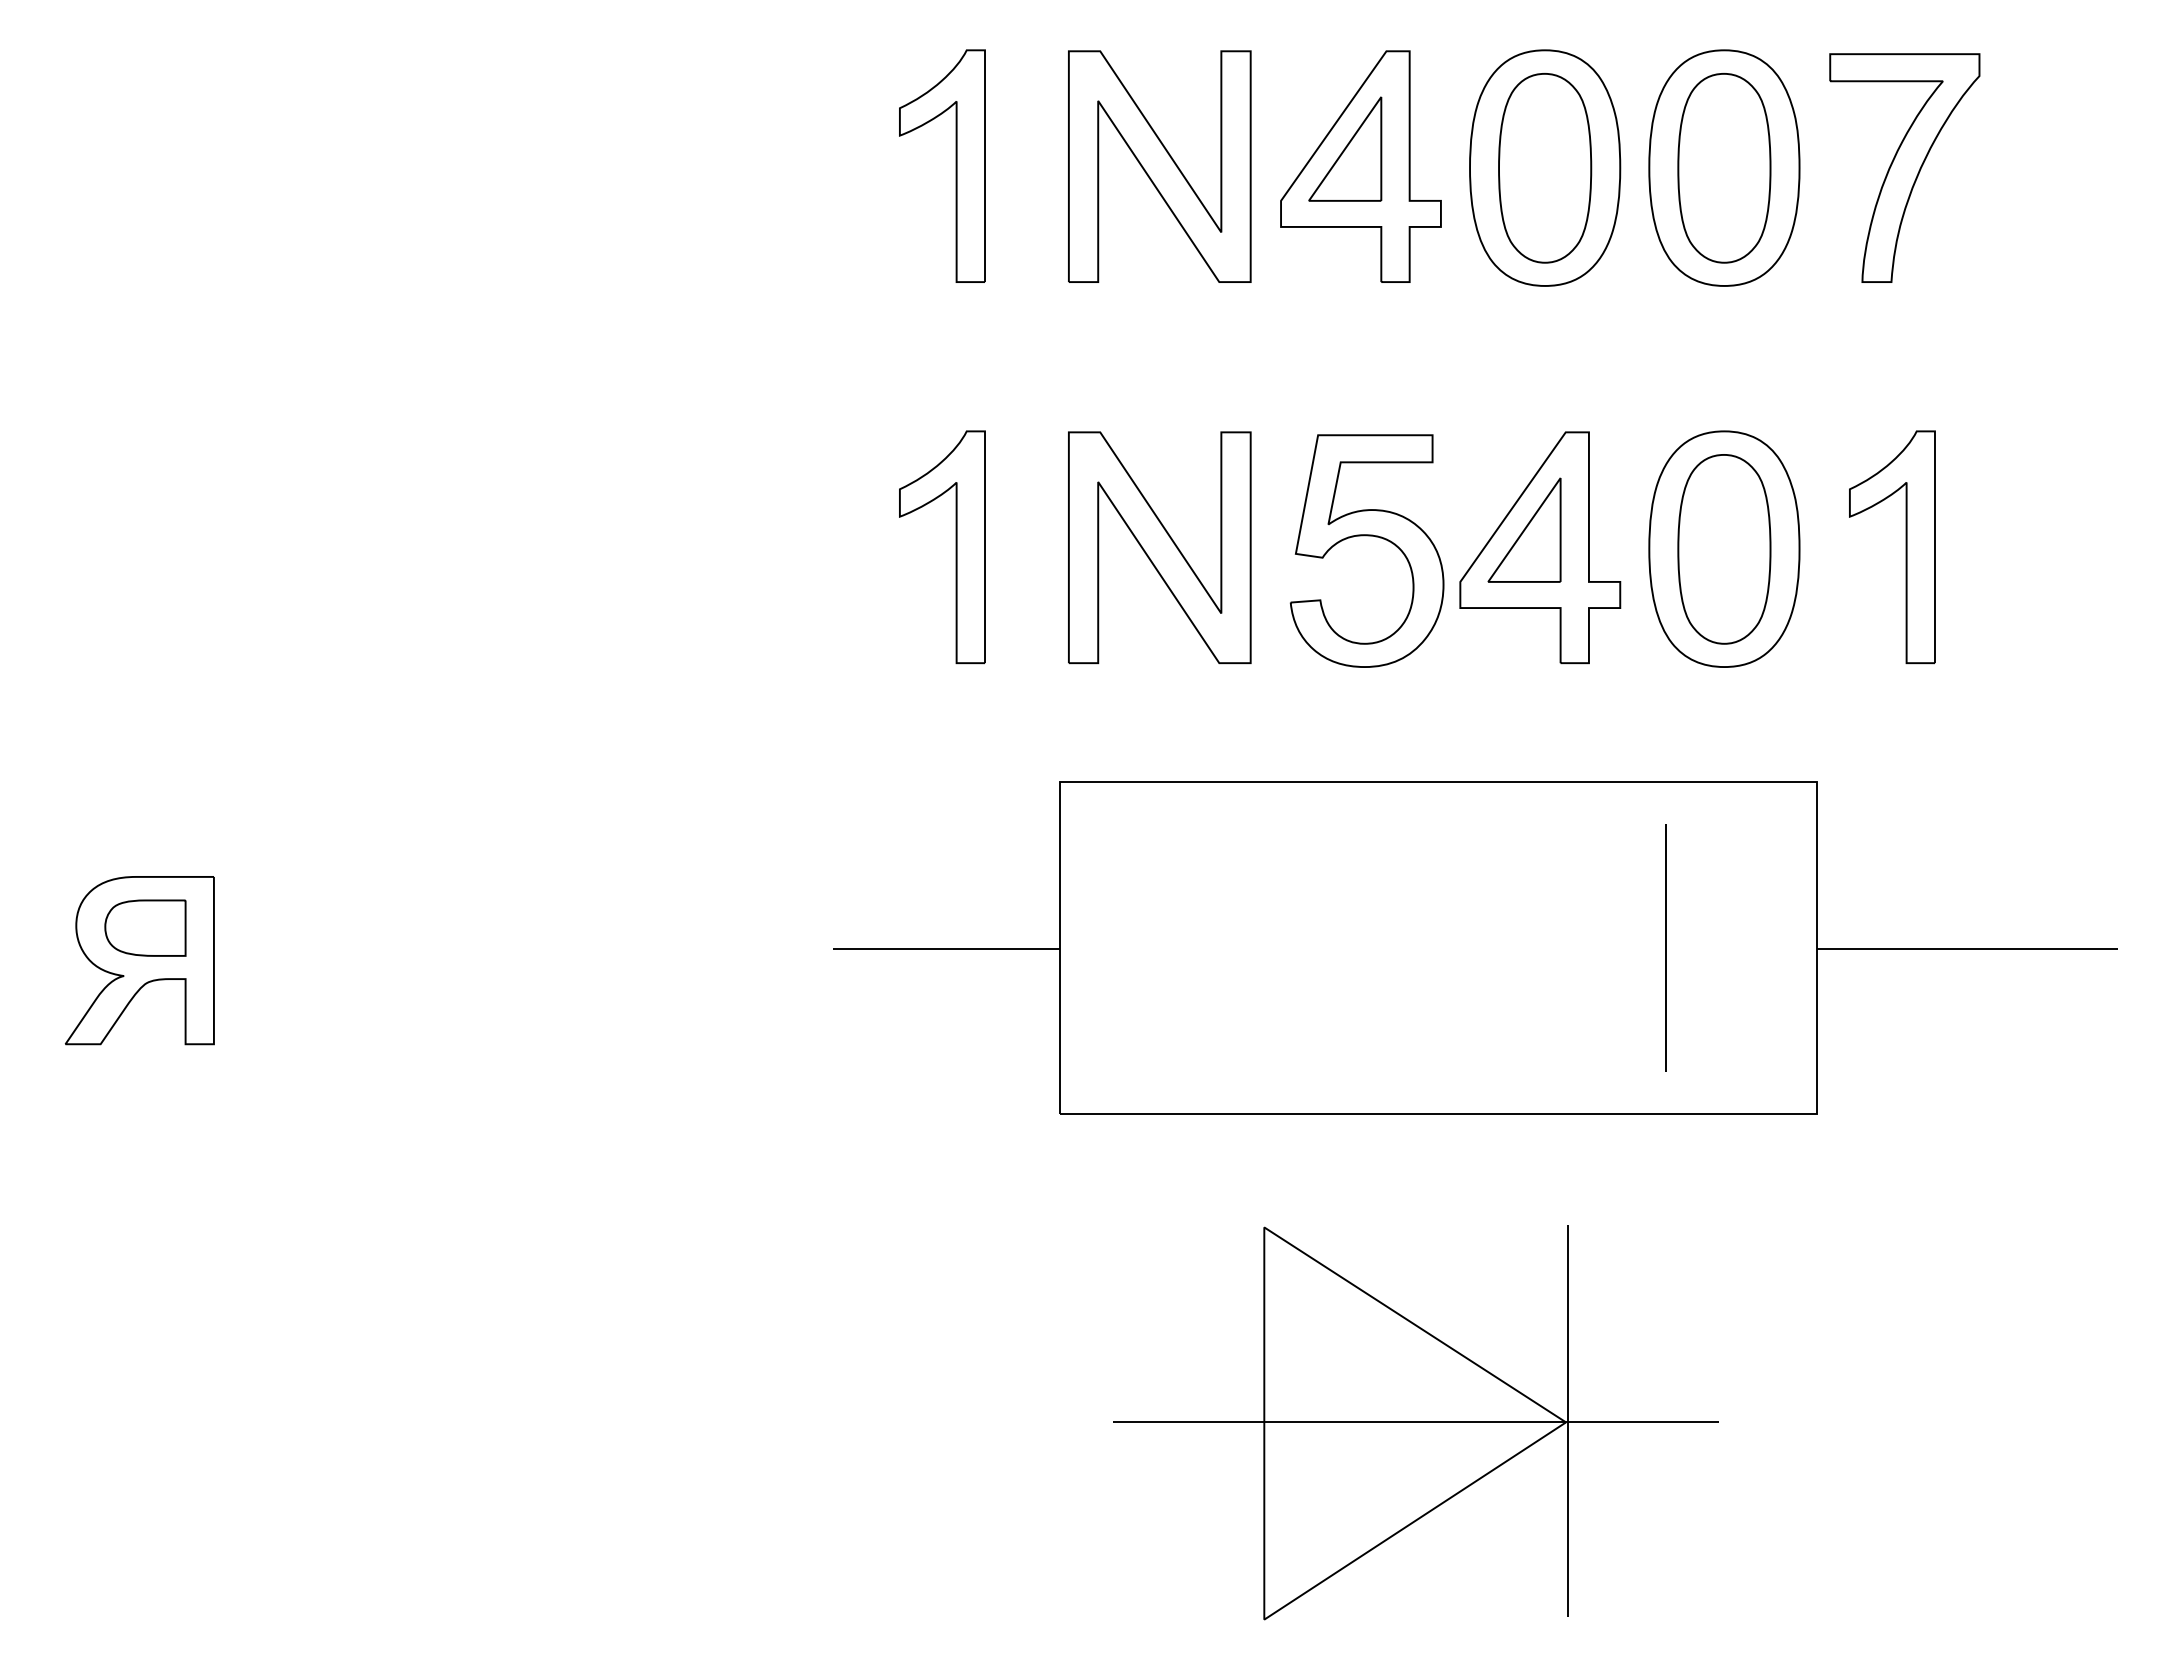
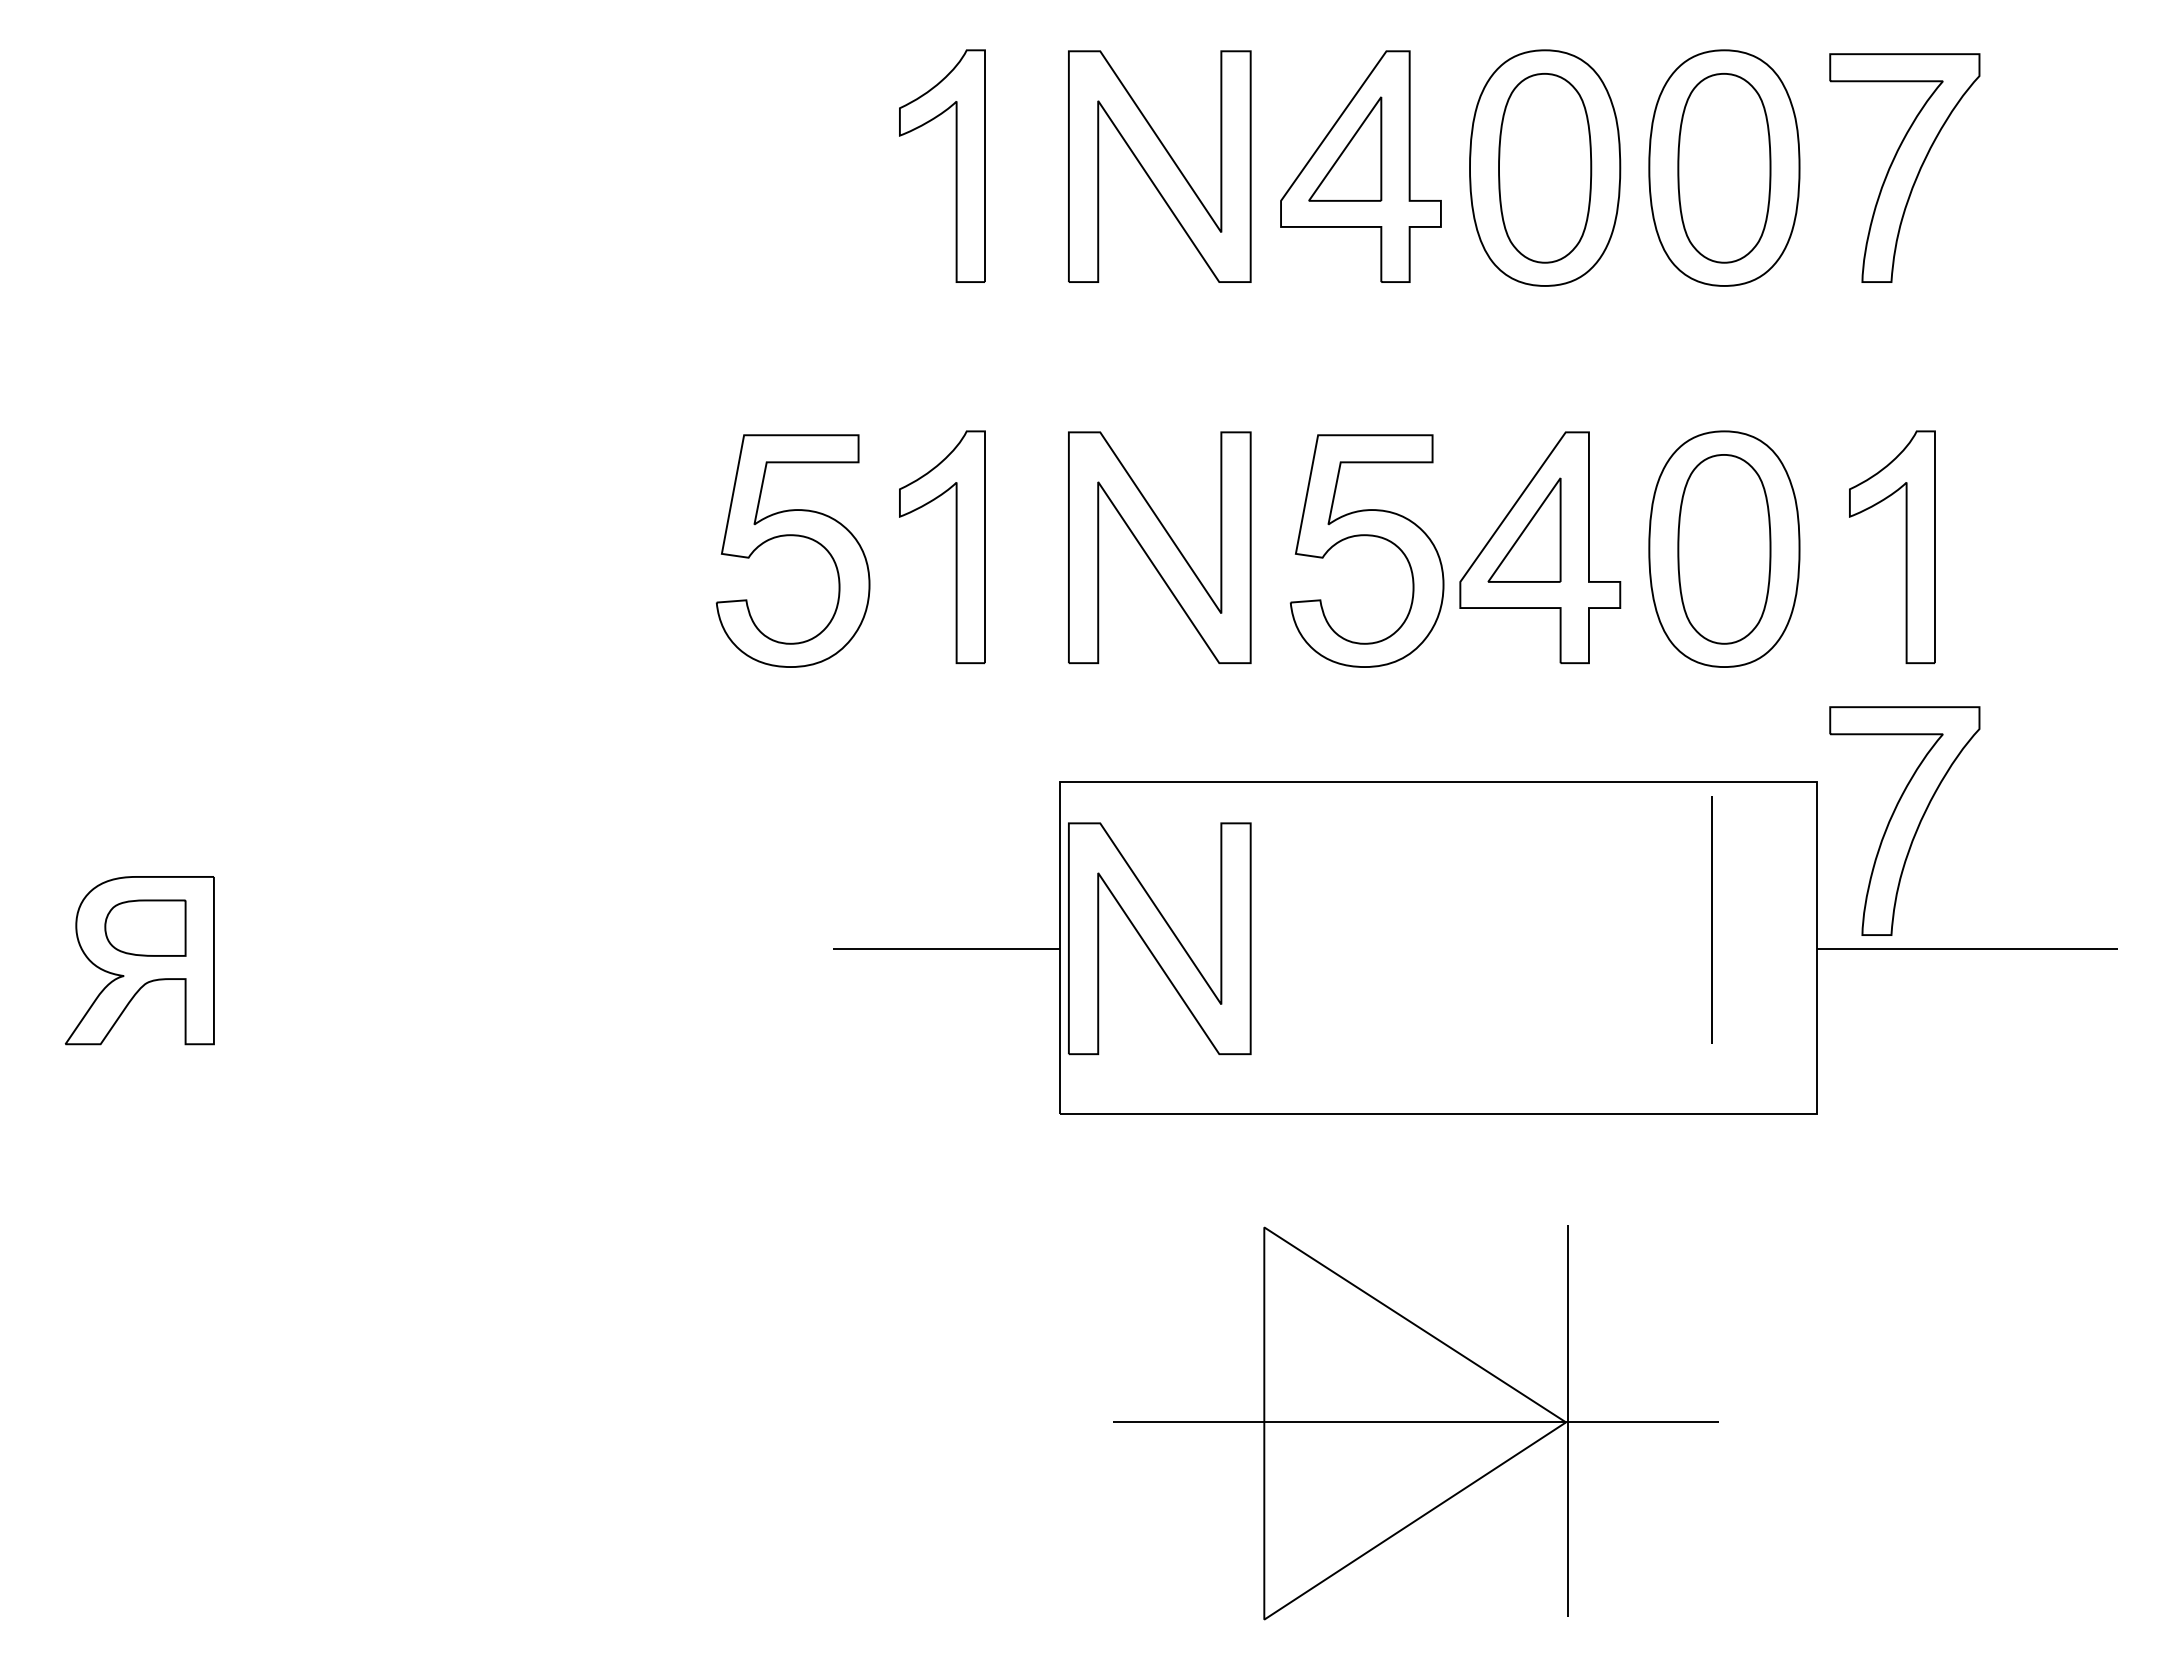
part: none -> present (792, 536)
part: none -> present (1904, 820)
part: none -> present (1159, 938)
line position: (1665, 947) -> (1711, 919) (1711, 919)
